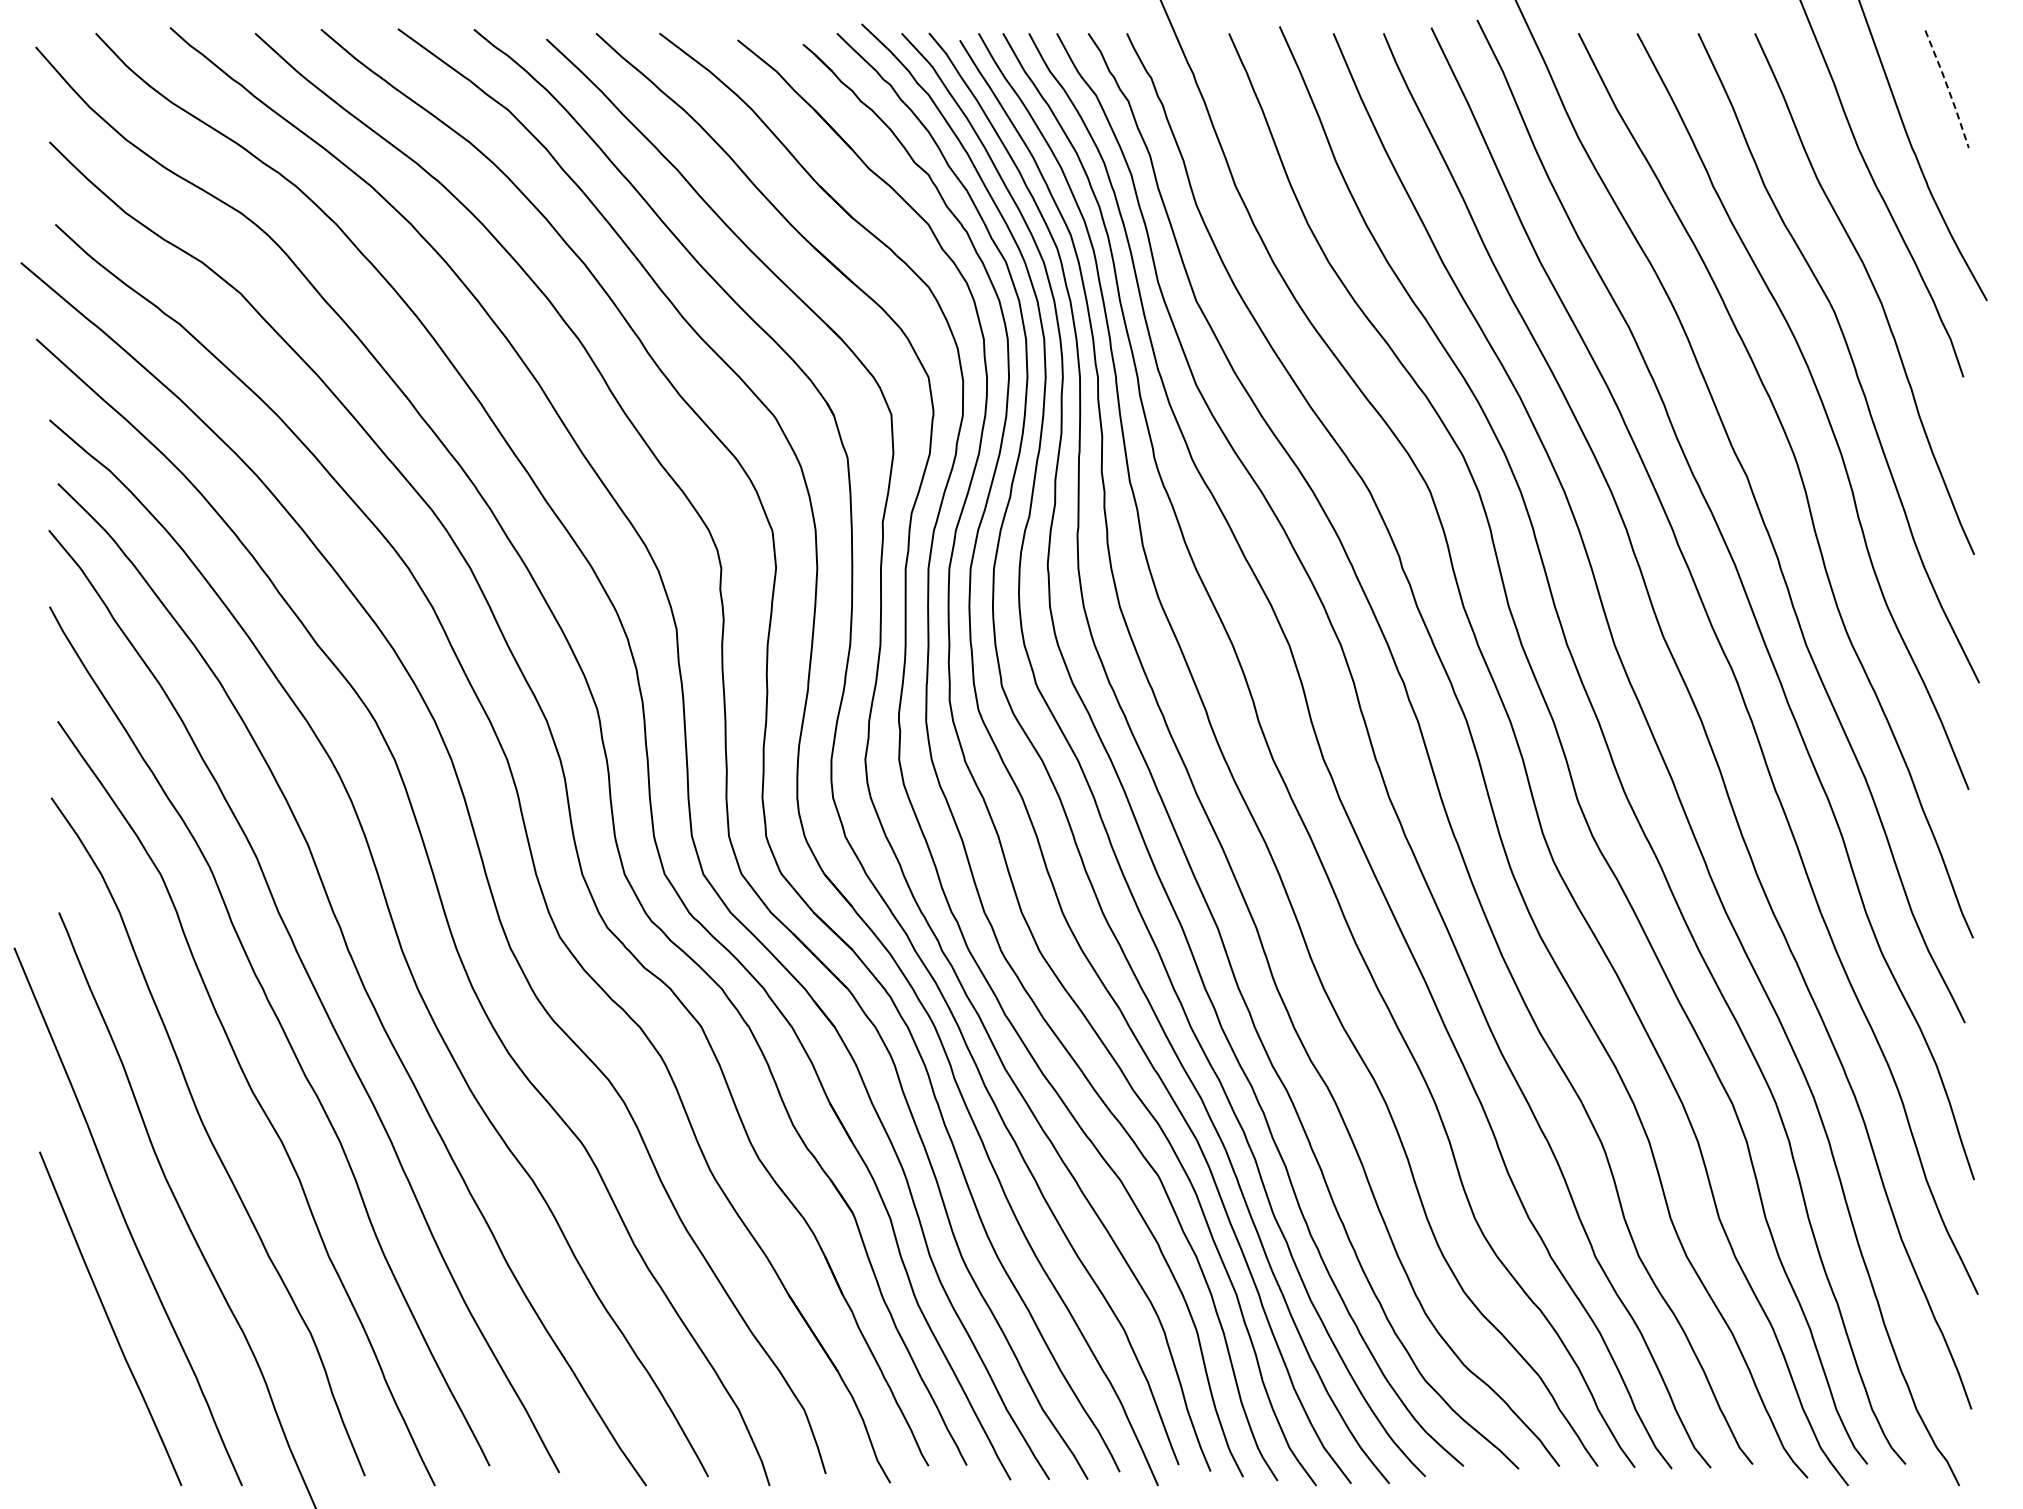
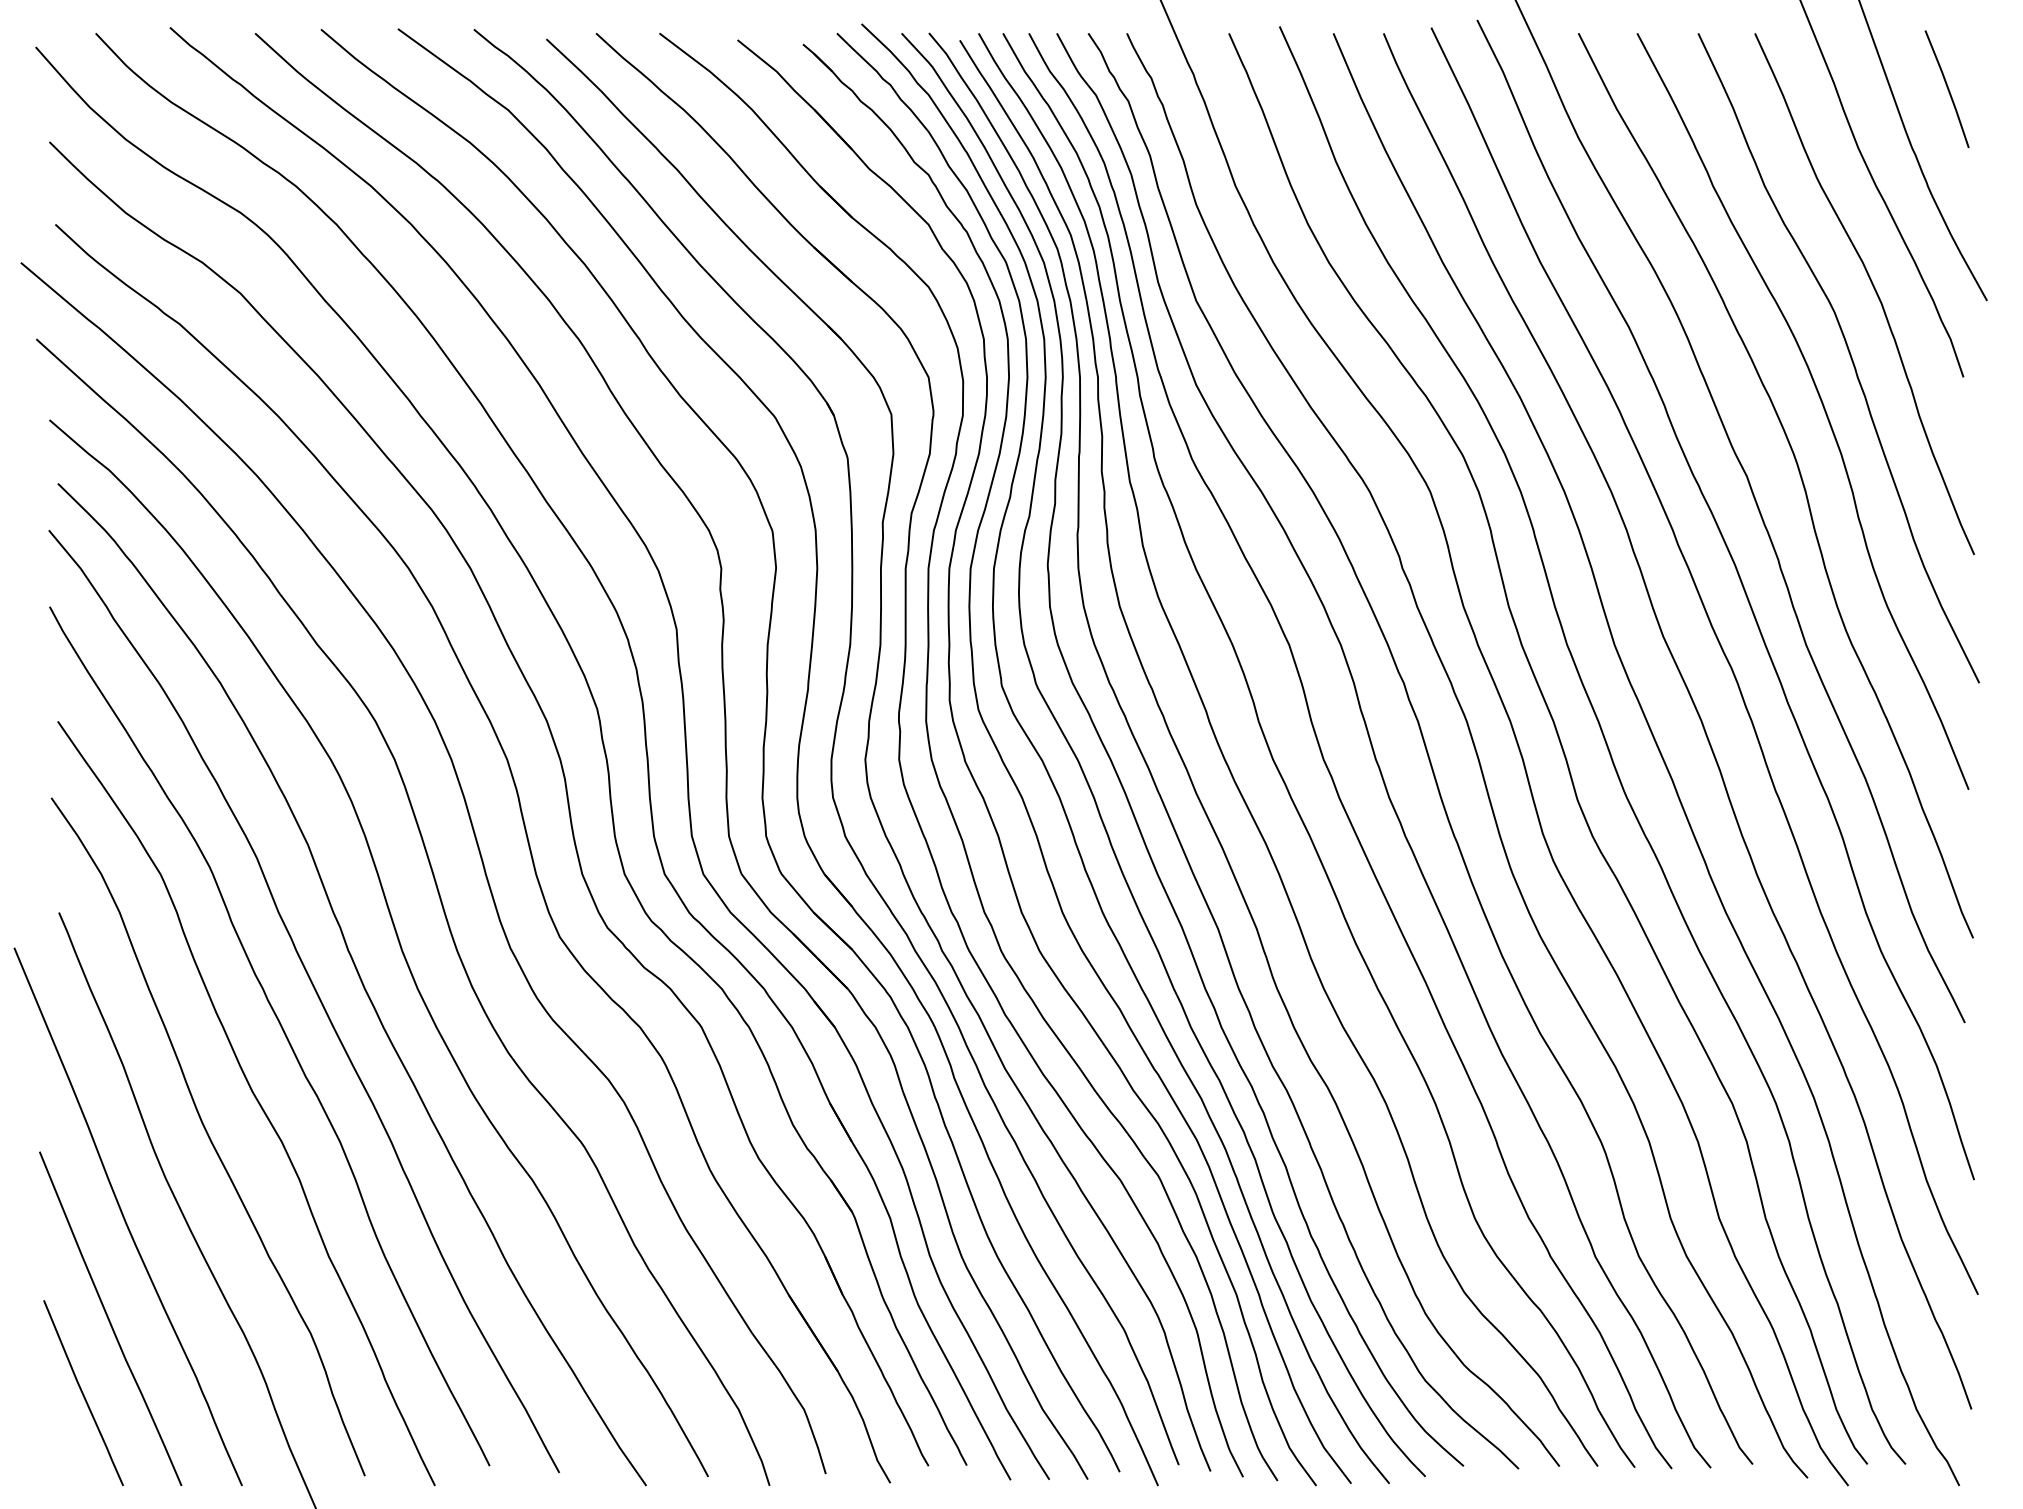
line: dashed -> solid (1948, 89)
line: none -> present (83, 1393)
